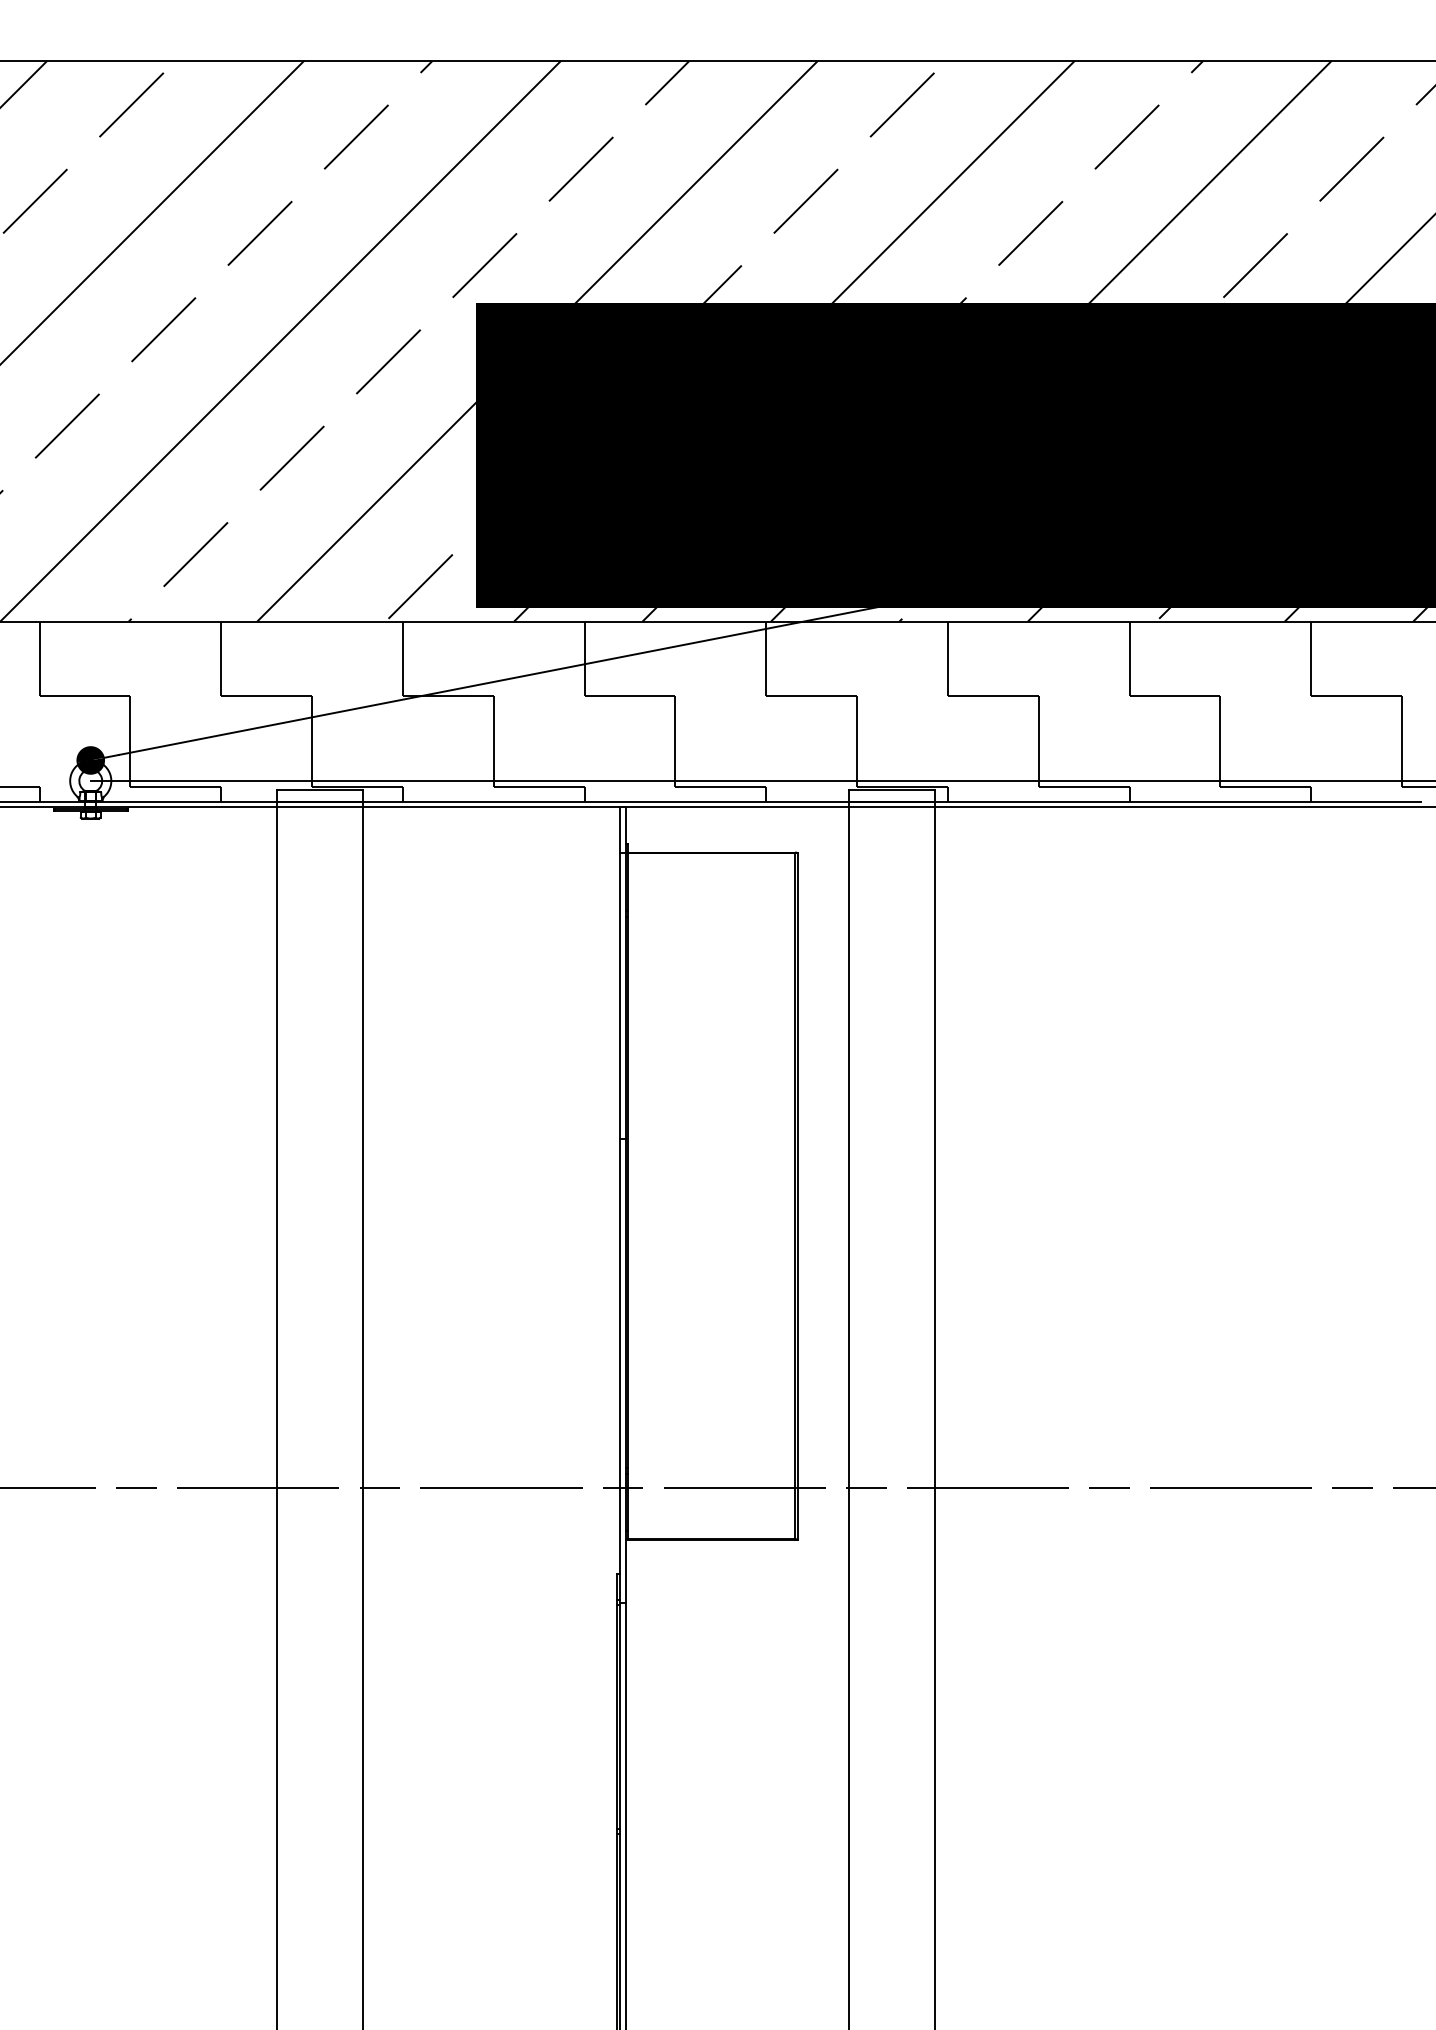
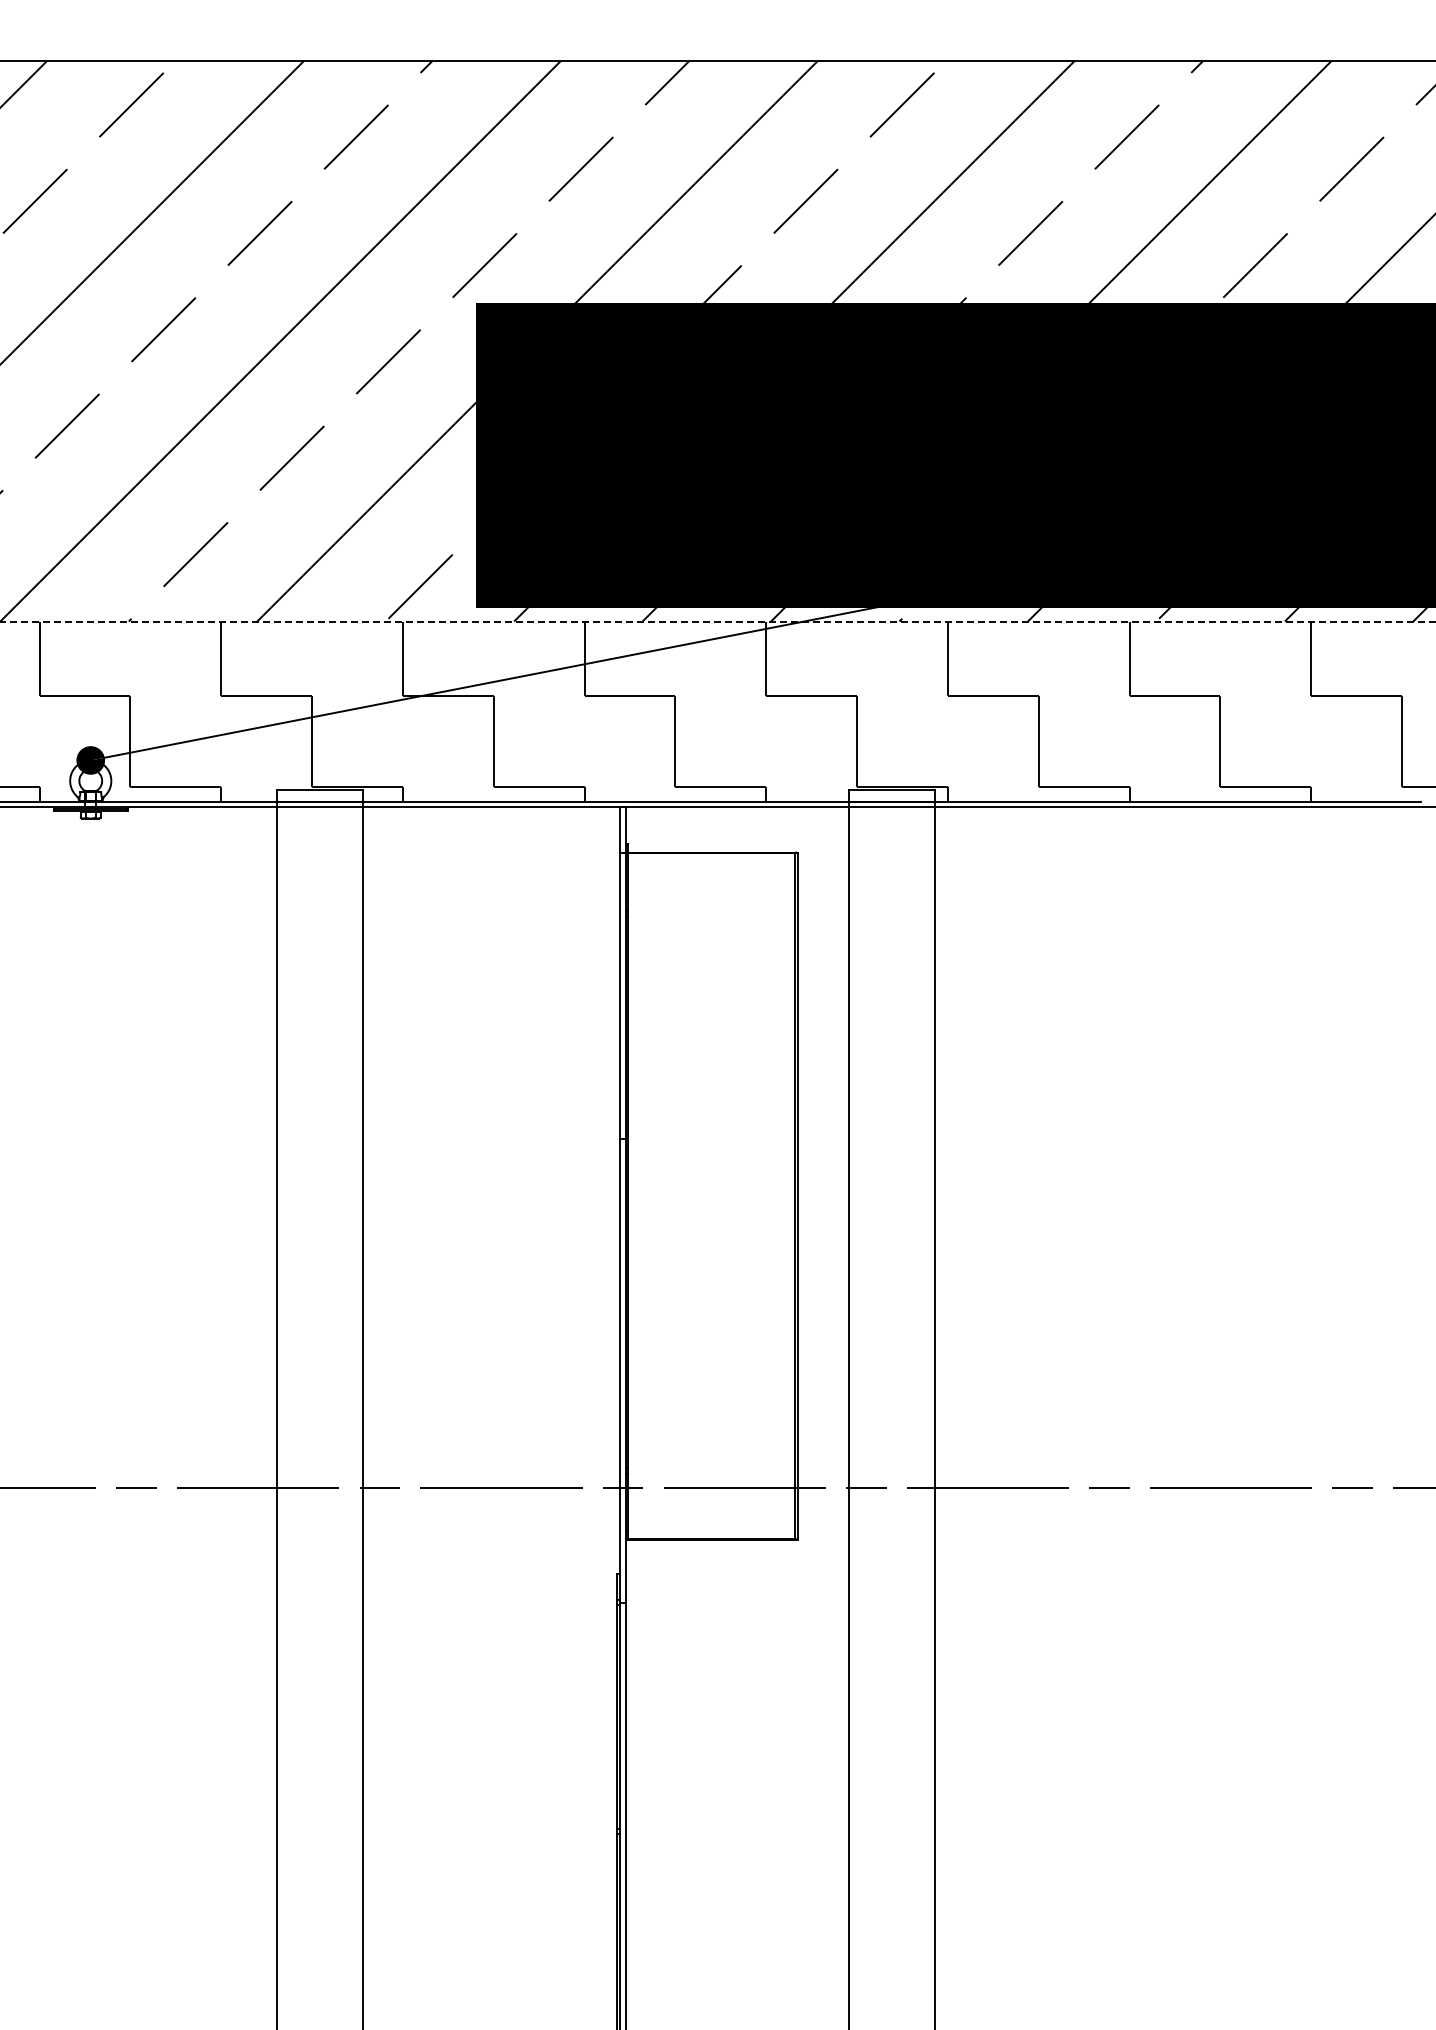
line: solid -> dashed (718, 621)
line: present -> none (761, 781)
